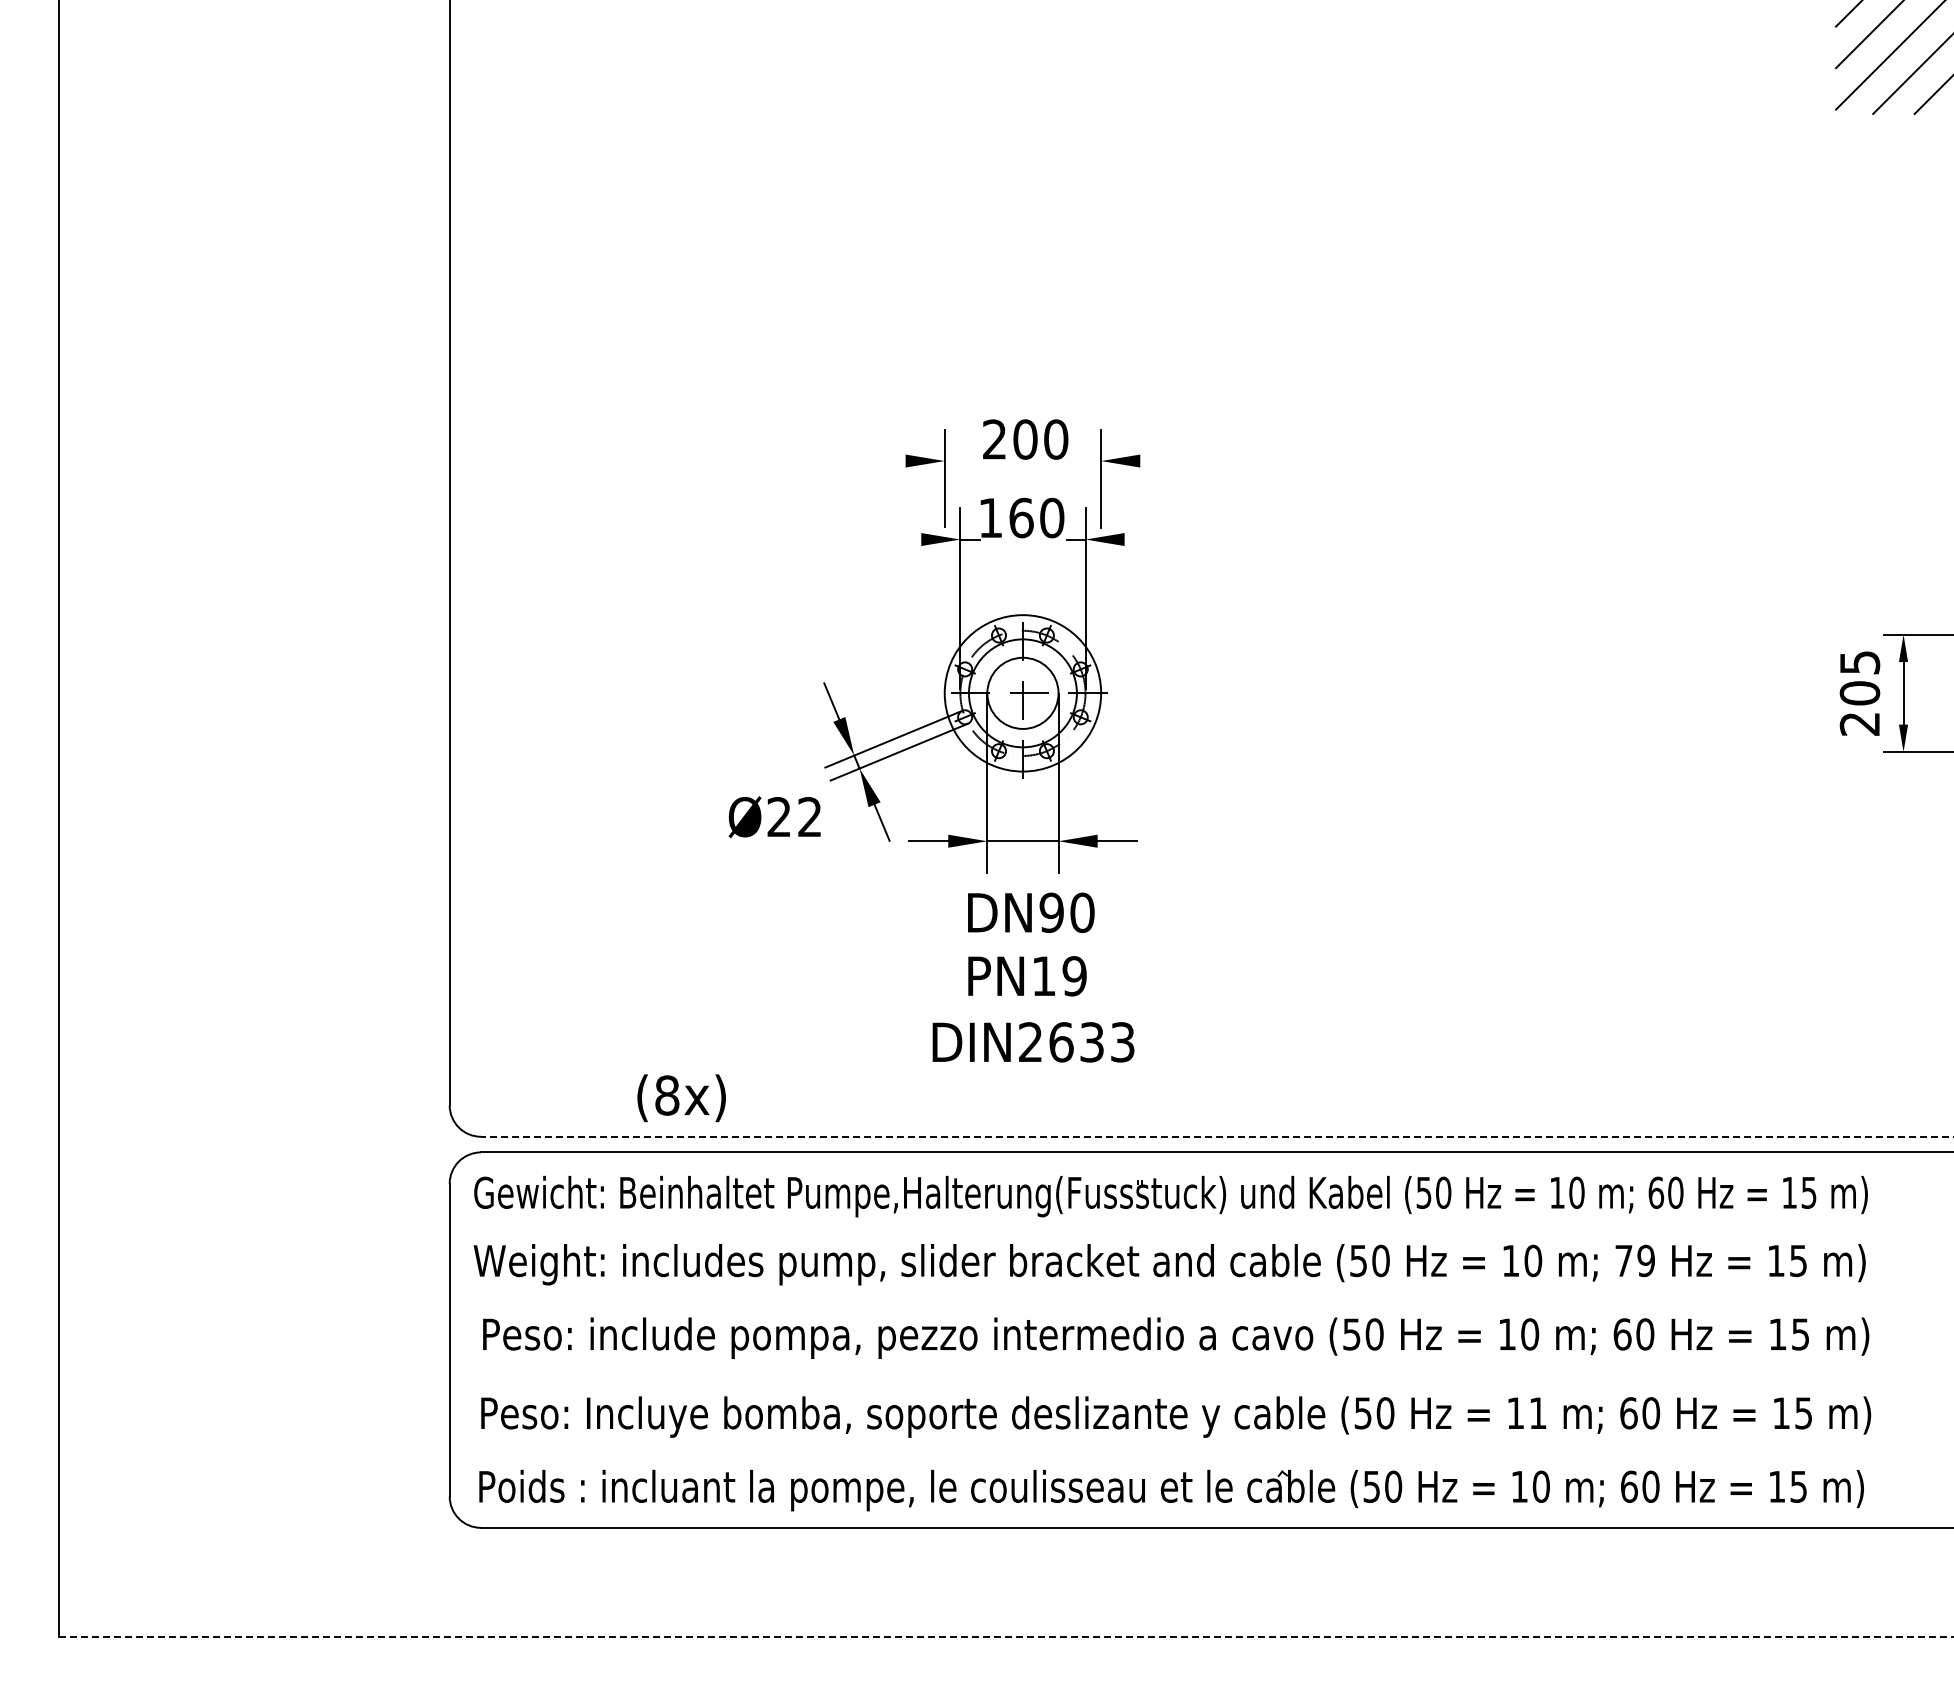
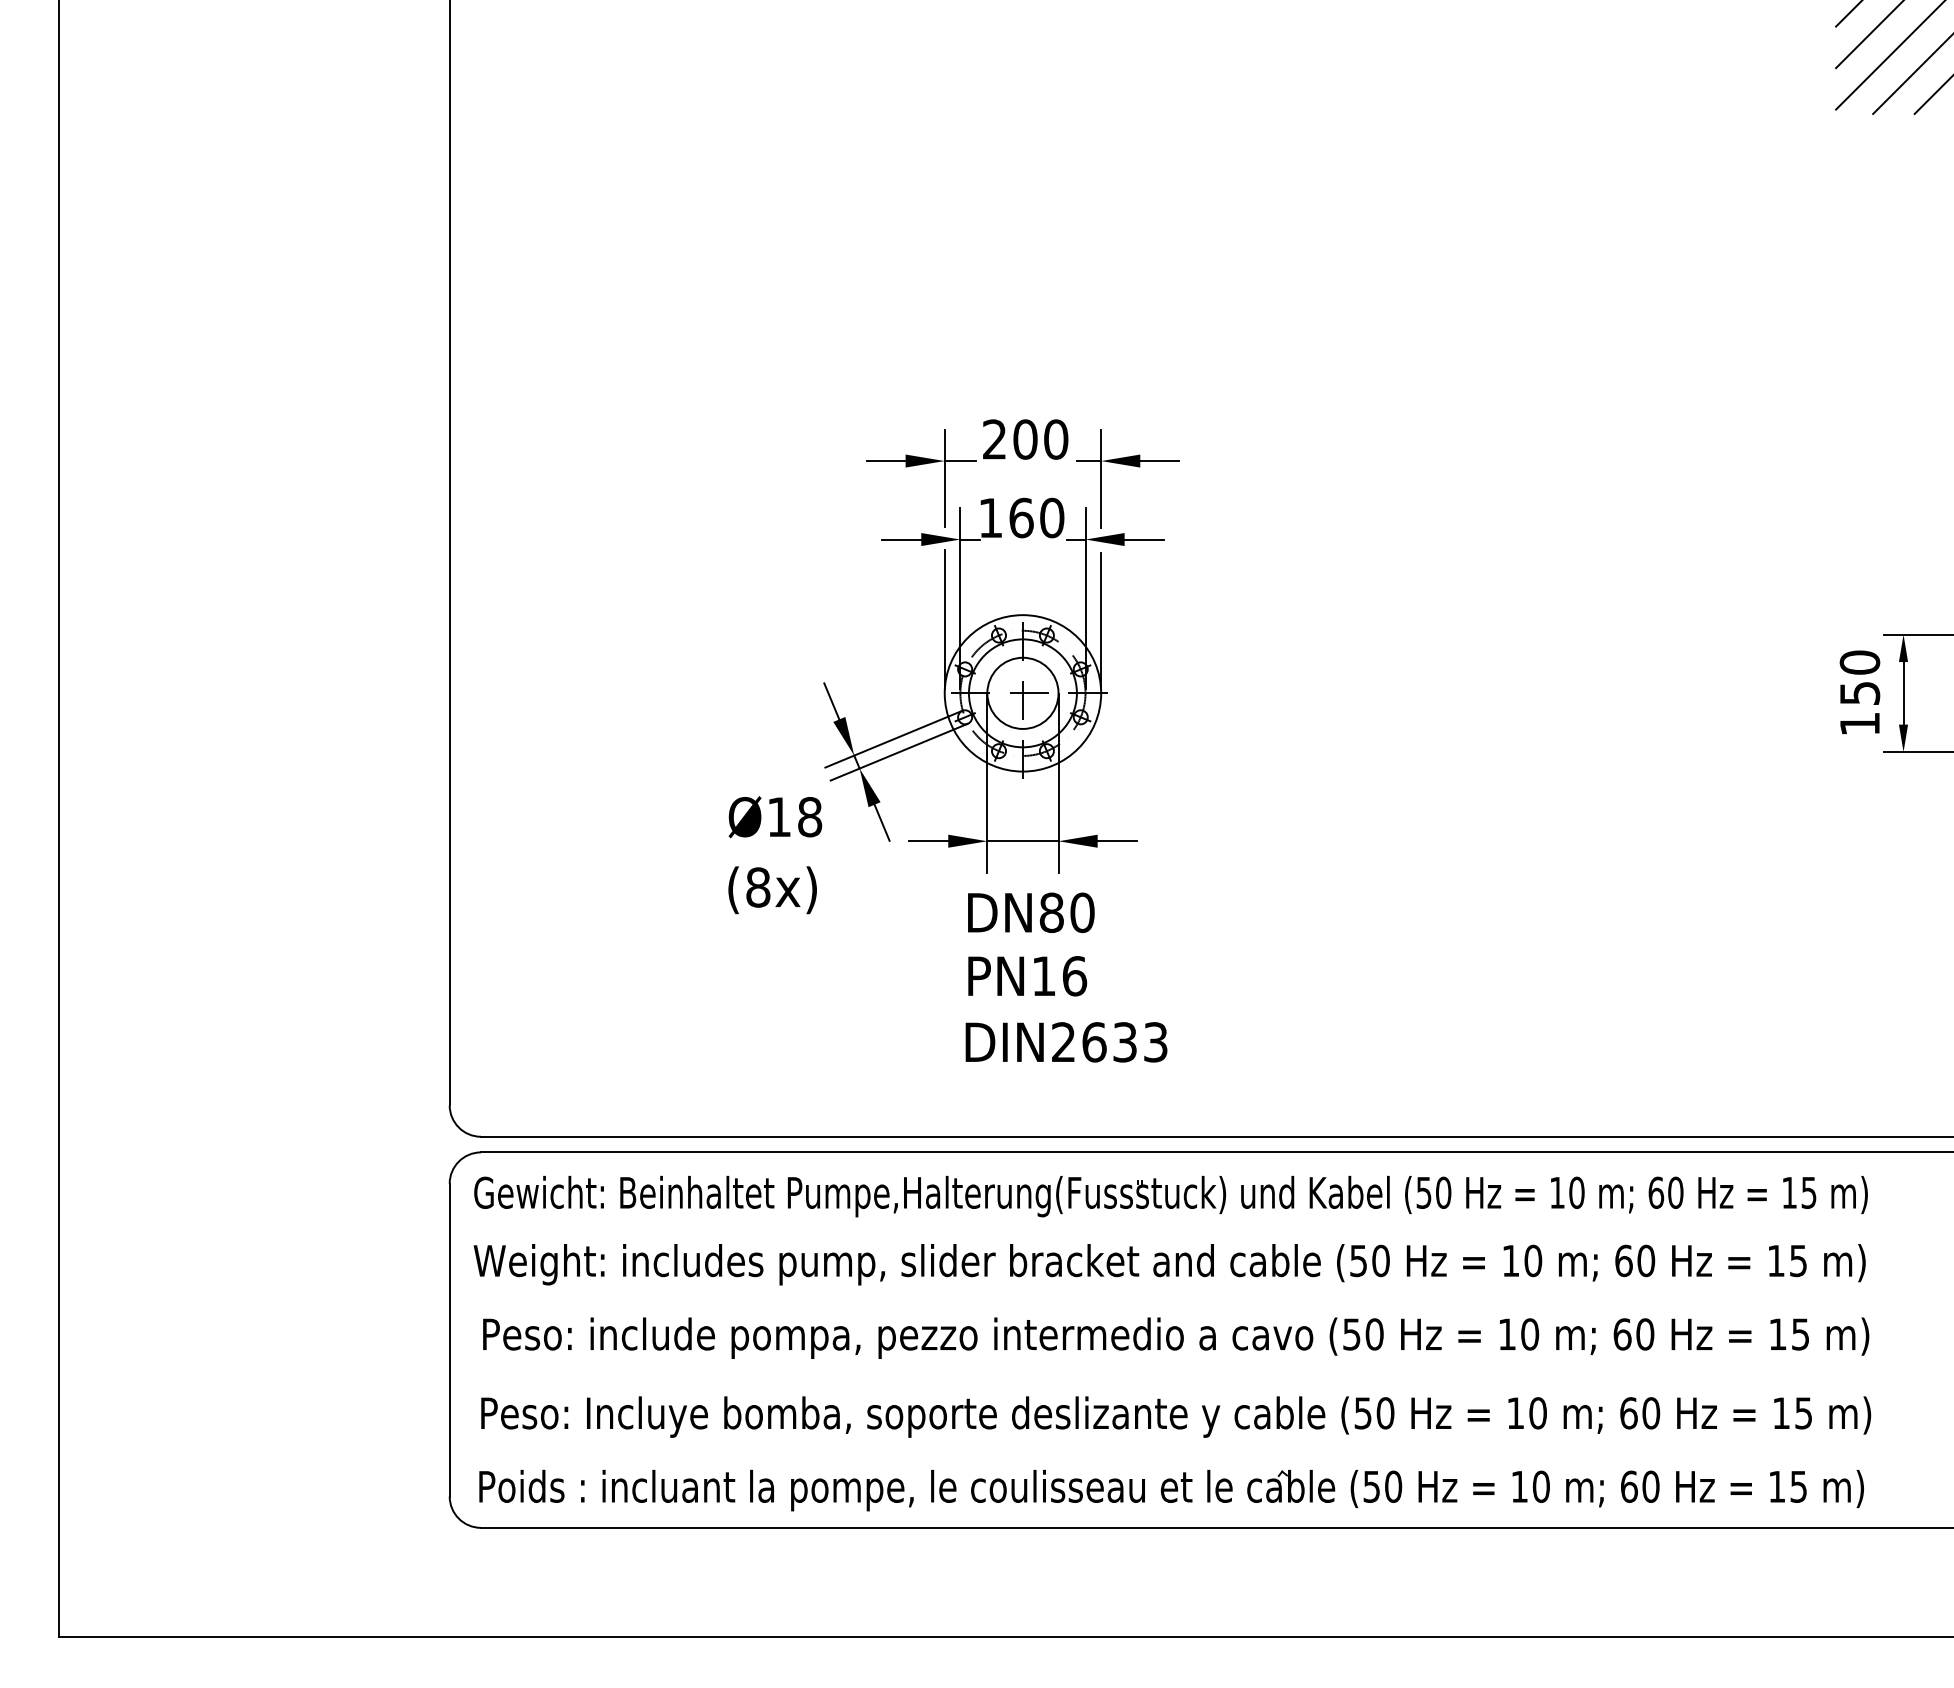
line: none -> present (885, 461)
line: none -> present (960, 461)
line: none -> present (1088, 461)
line: none -> present (1159, 461)
line: none -> present (901, 539)
line: none -> present (1143, 539)
line: none -> present (944, 619)
line: none -> present (1101, 620)
text: 205 -> 150 (1859, 692)
text: Ø22 -> Ø18 (794, 817)
text: DN90 -> DN80 (1051, 912)
text: PN19 -> PN16 (1074, 976)
text position: (1033, 1042) -> (1066, 1042) (1066, 1042)
text position: (681, 1098) -> (772, 890) (772, 890)
line: dashed -> solid (1216, 1136)
text: 79 -> 60 (1635, 1260)
text: 11 -> 10 (1537, 1413)
line: dashed -> solid (1006, 1637)
